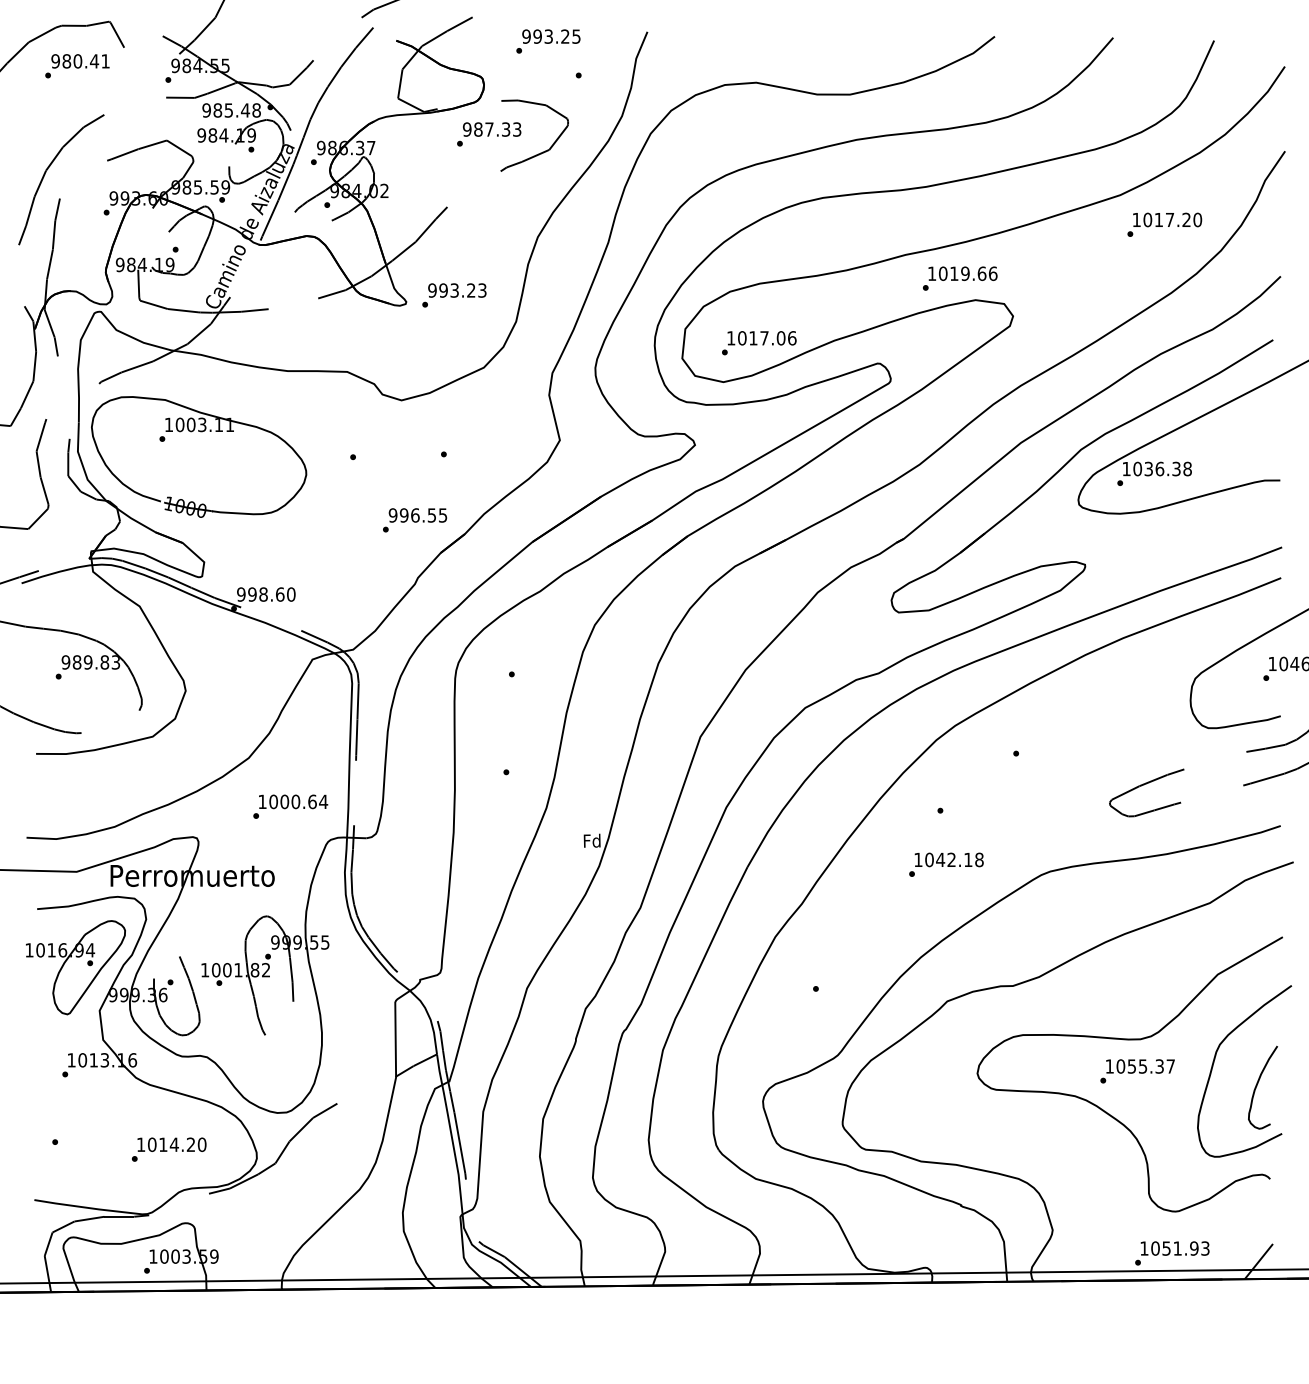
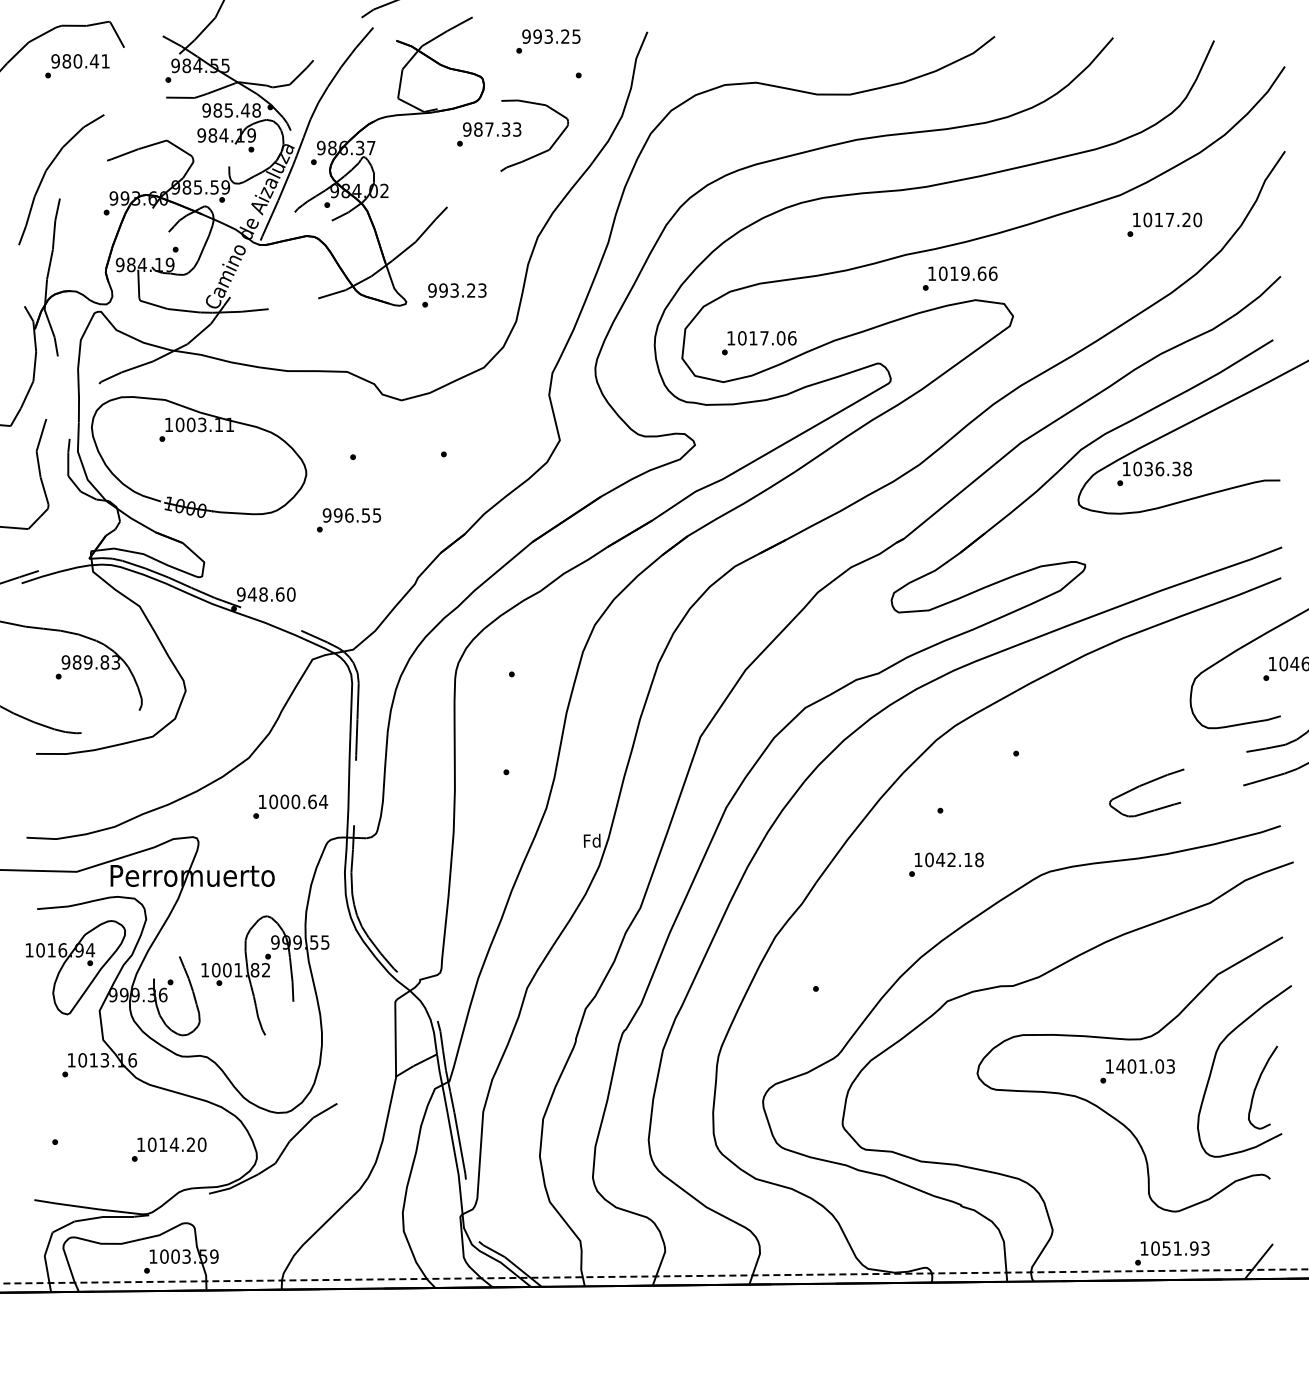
text position: (415, 520) -> (349, 520) (349, 520)
text: 998.60 -> 948.60 (251, 594)
text: 1055.37 -> 1401.03 (1145, 1066)
line: solid -> dashed (654, 1276)
